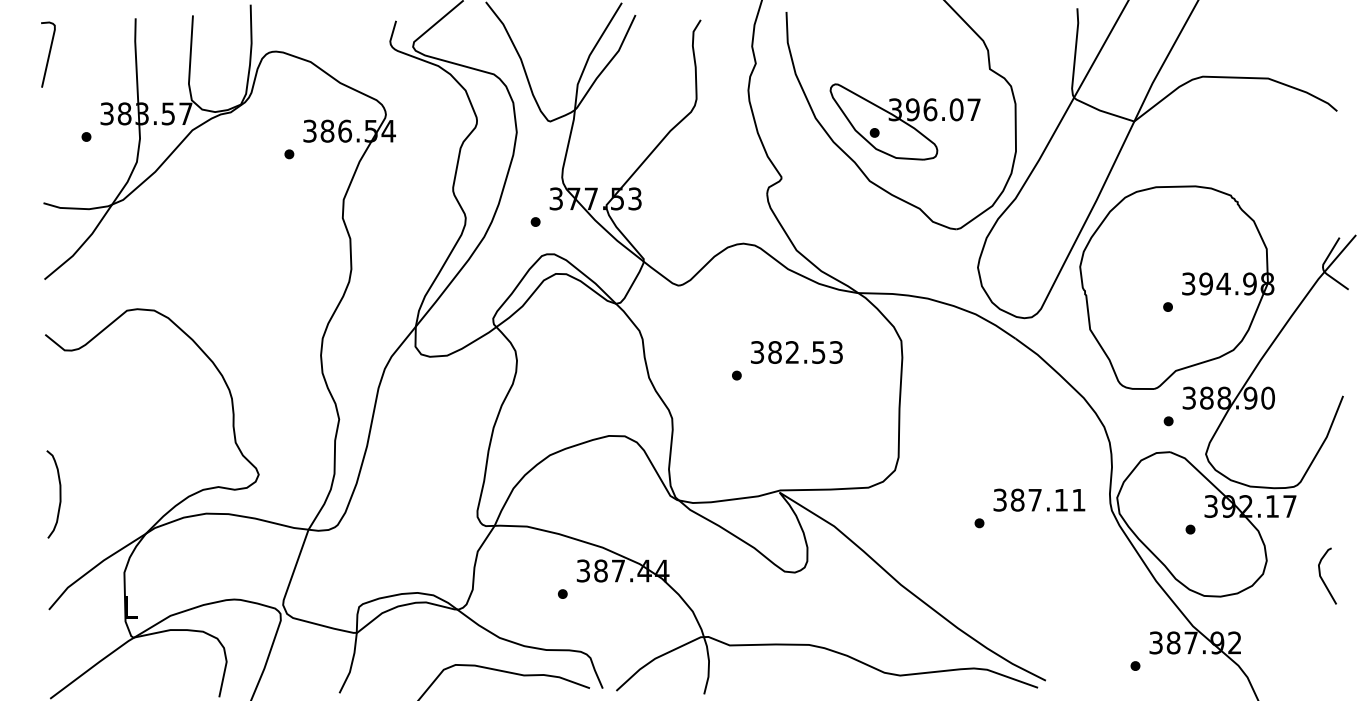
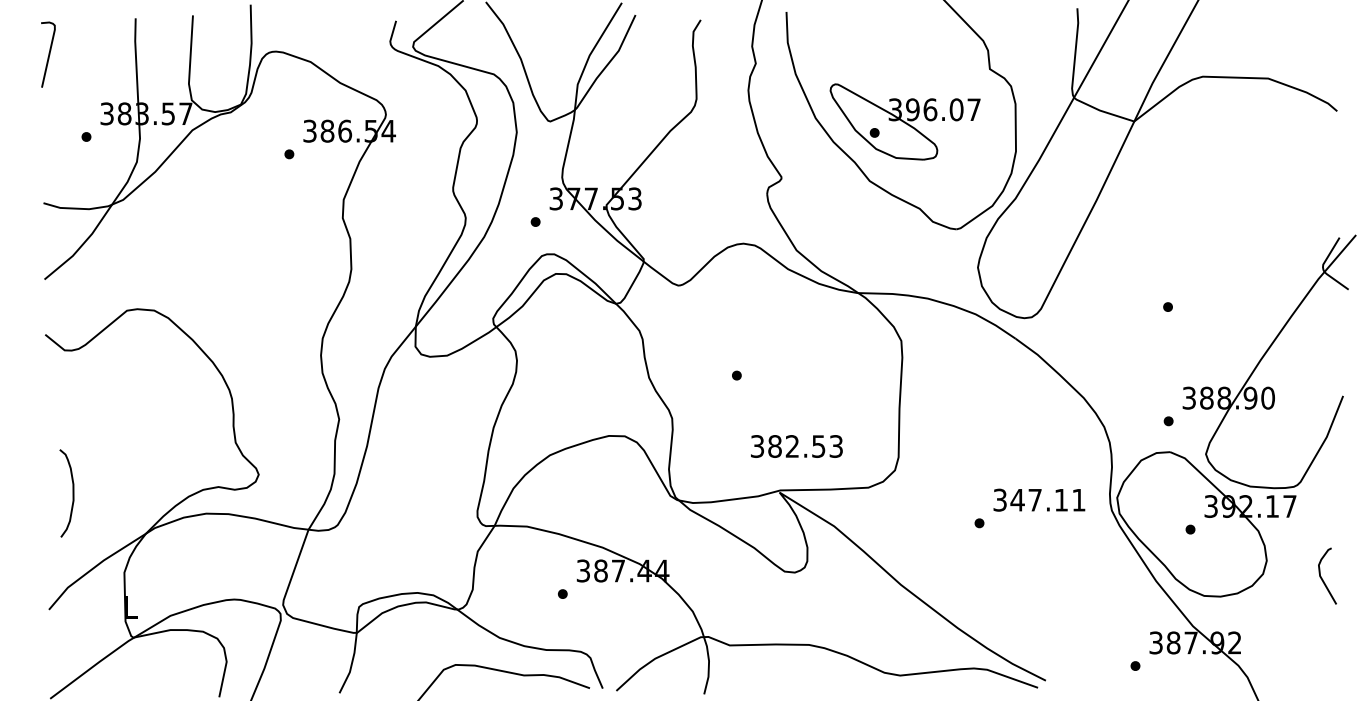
part: present -> none (1176, 287)
text position: (796, 352) -> (796, 446) (796, 446)
curve position: (59, 494) -> (72, 493) (72, 493)
text: 387.11 -> 347.11 (1017, 499)
